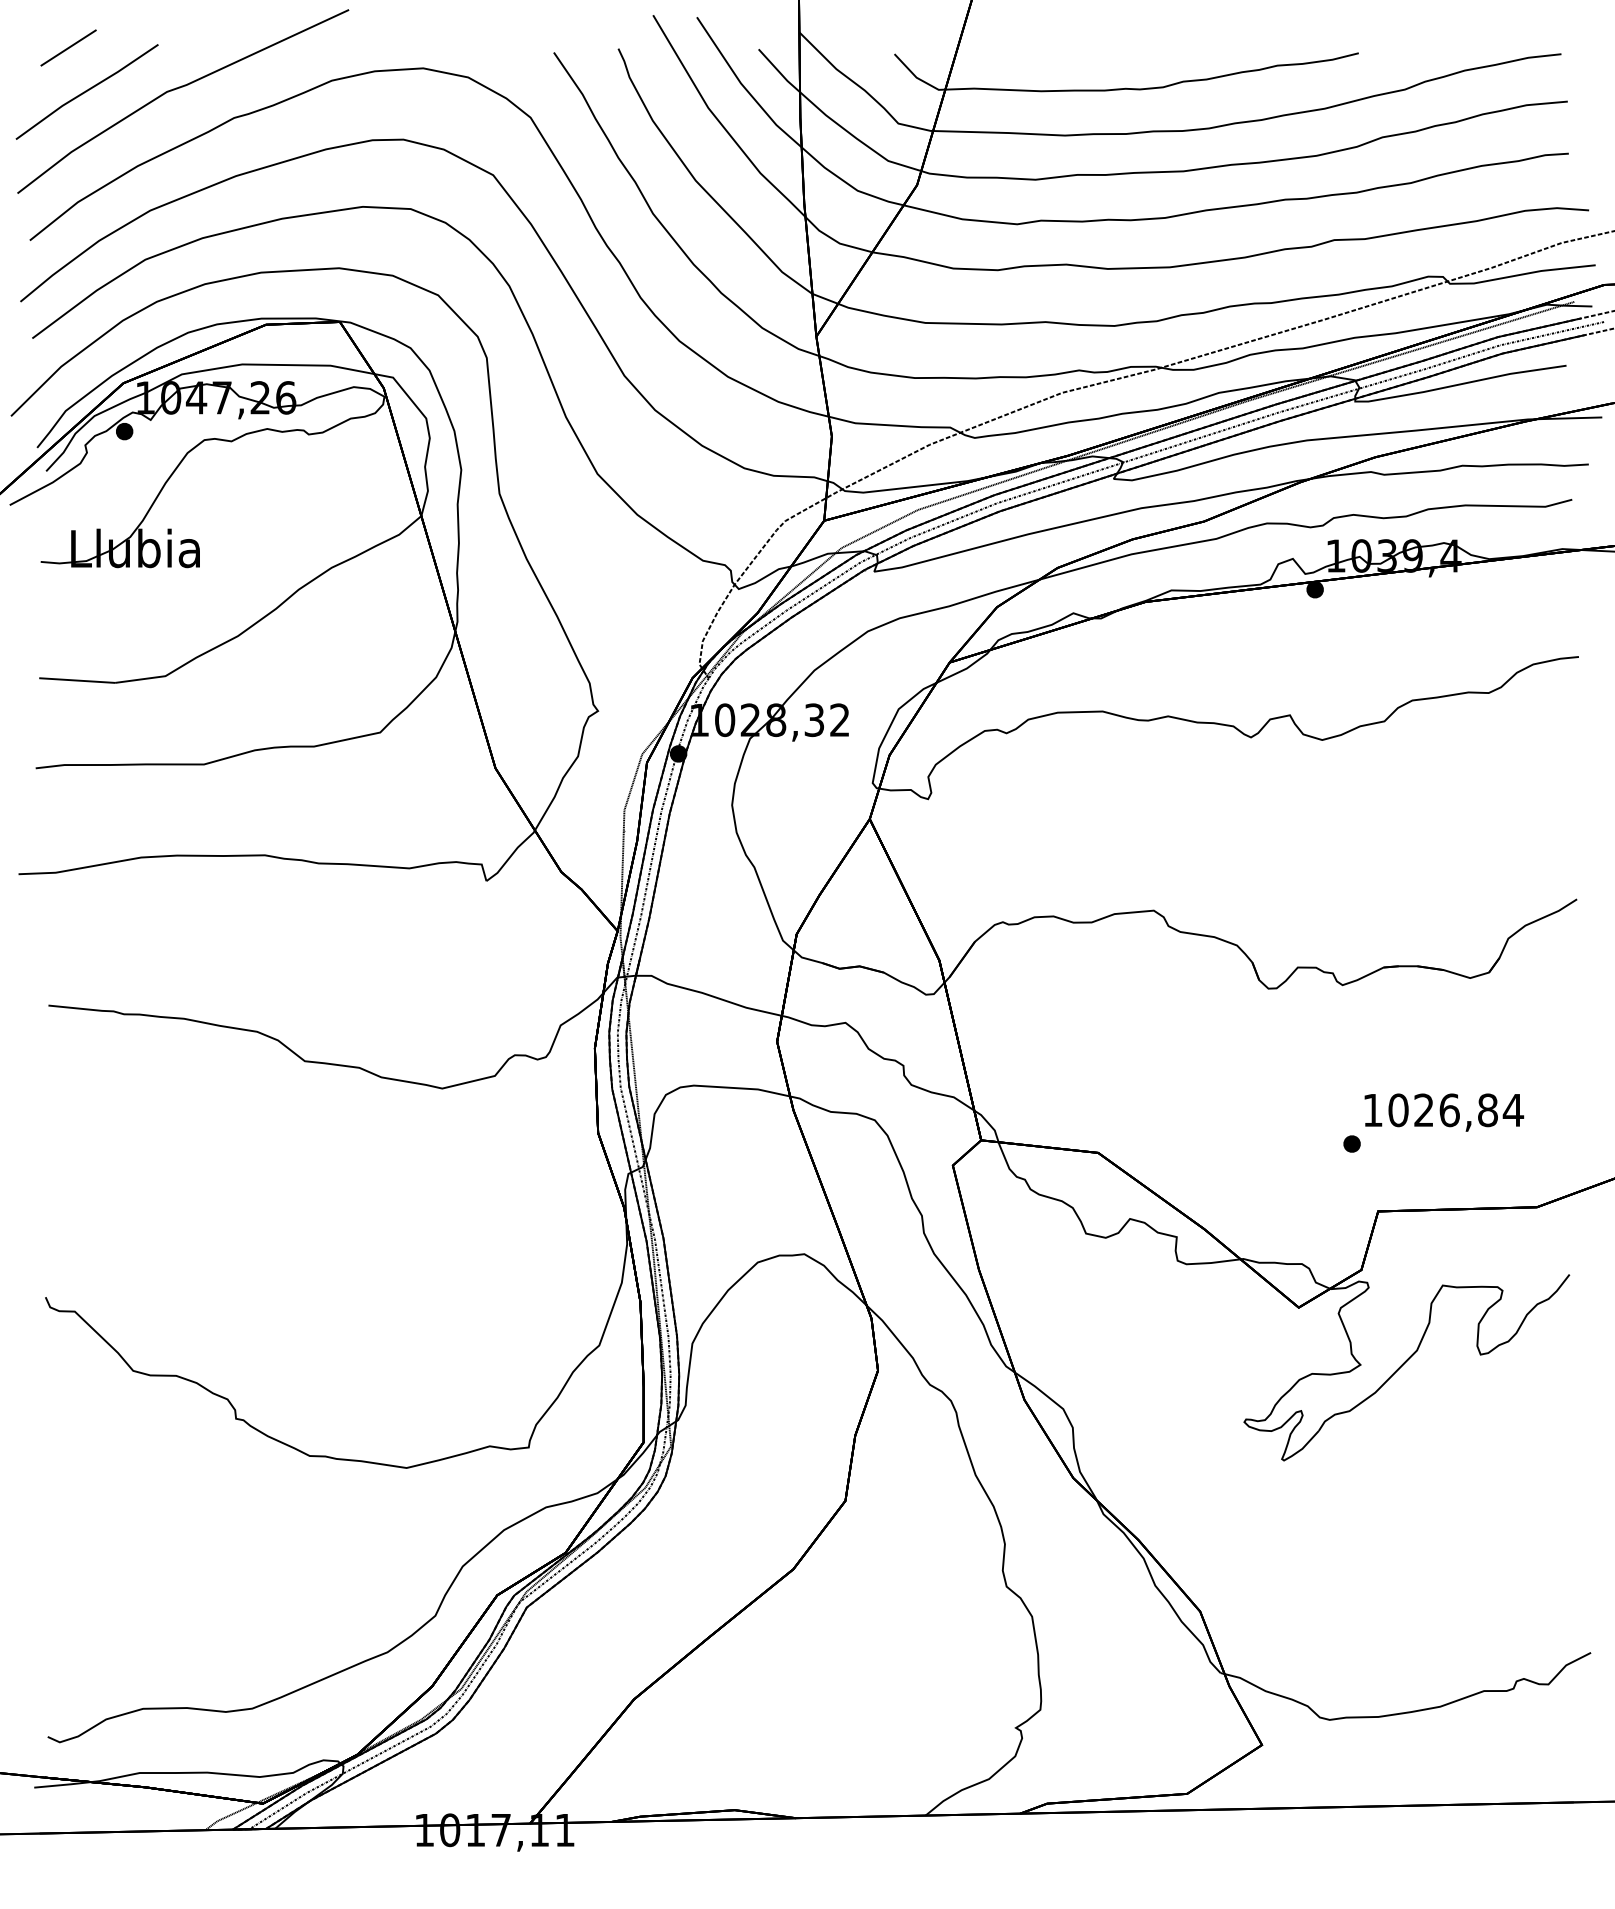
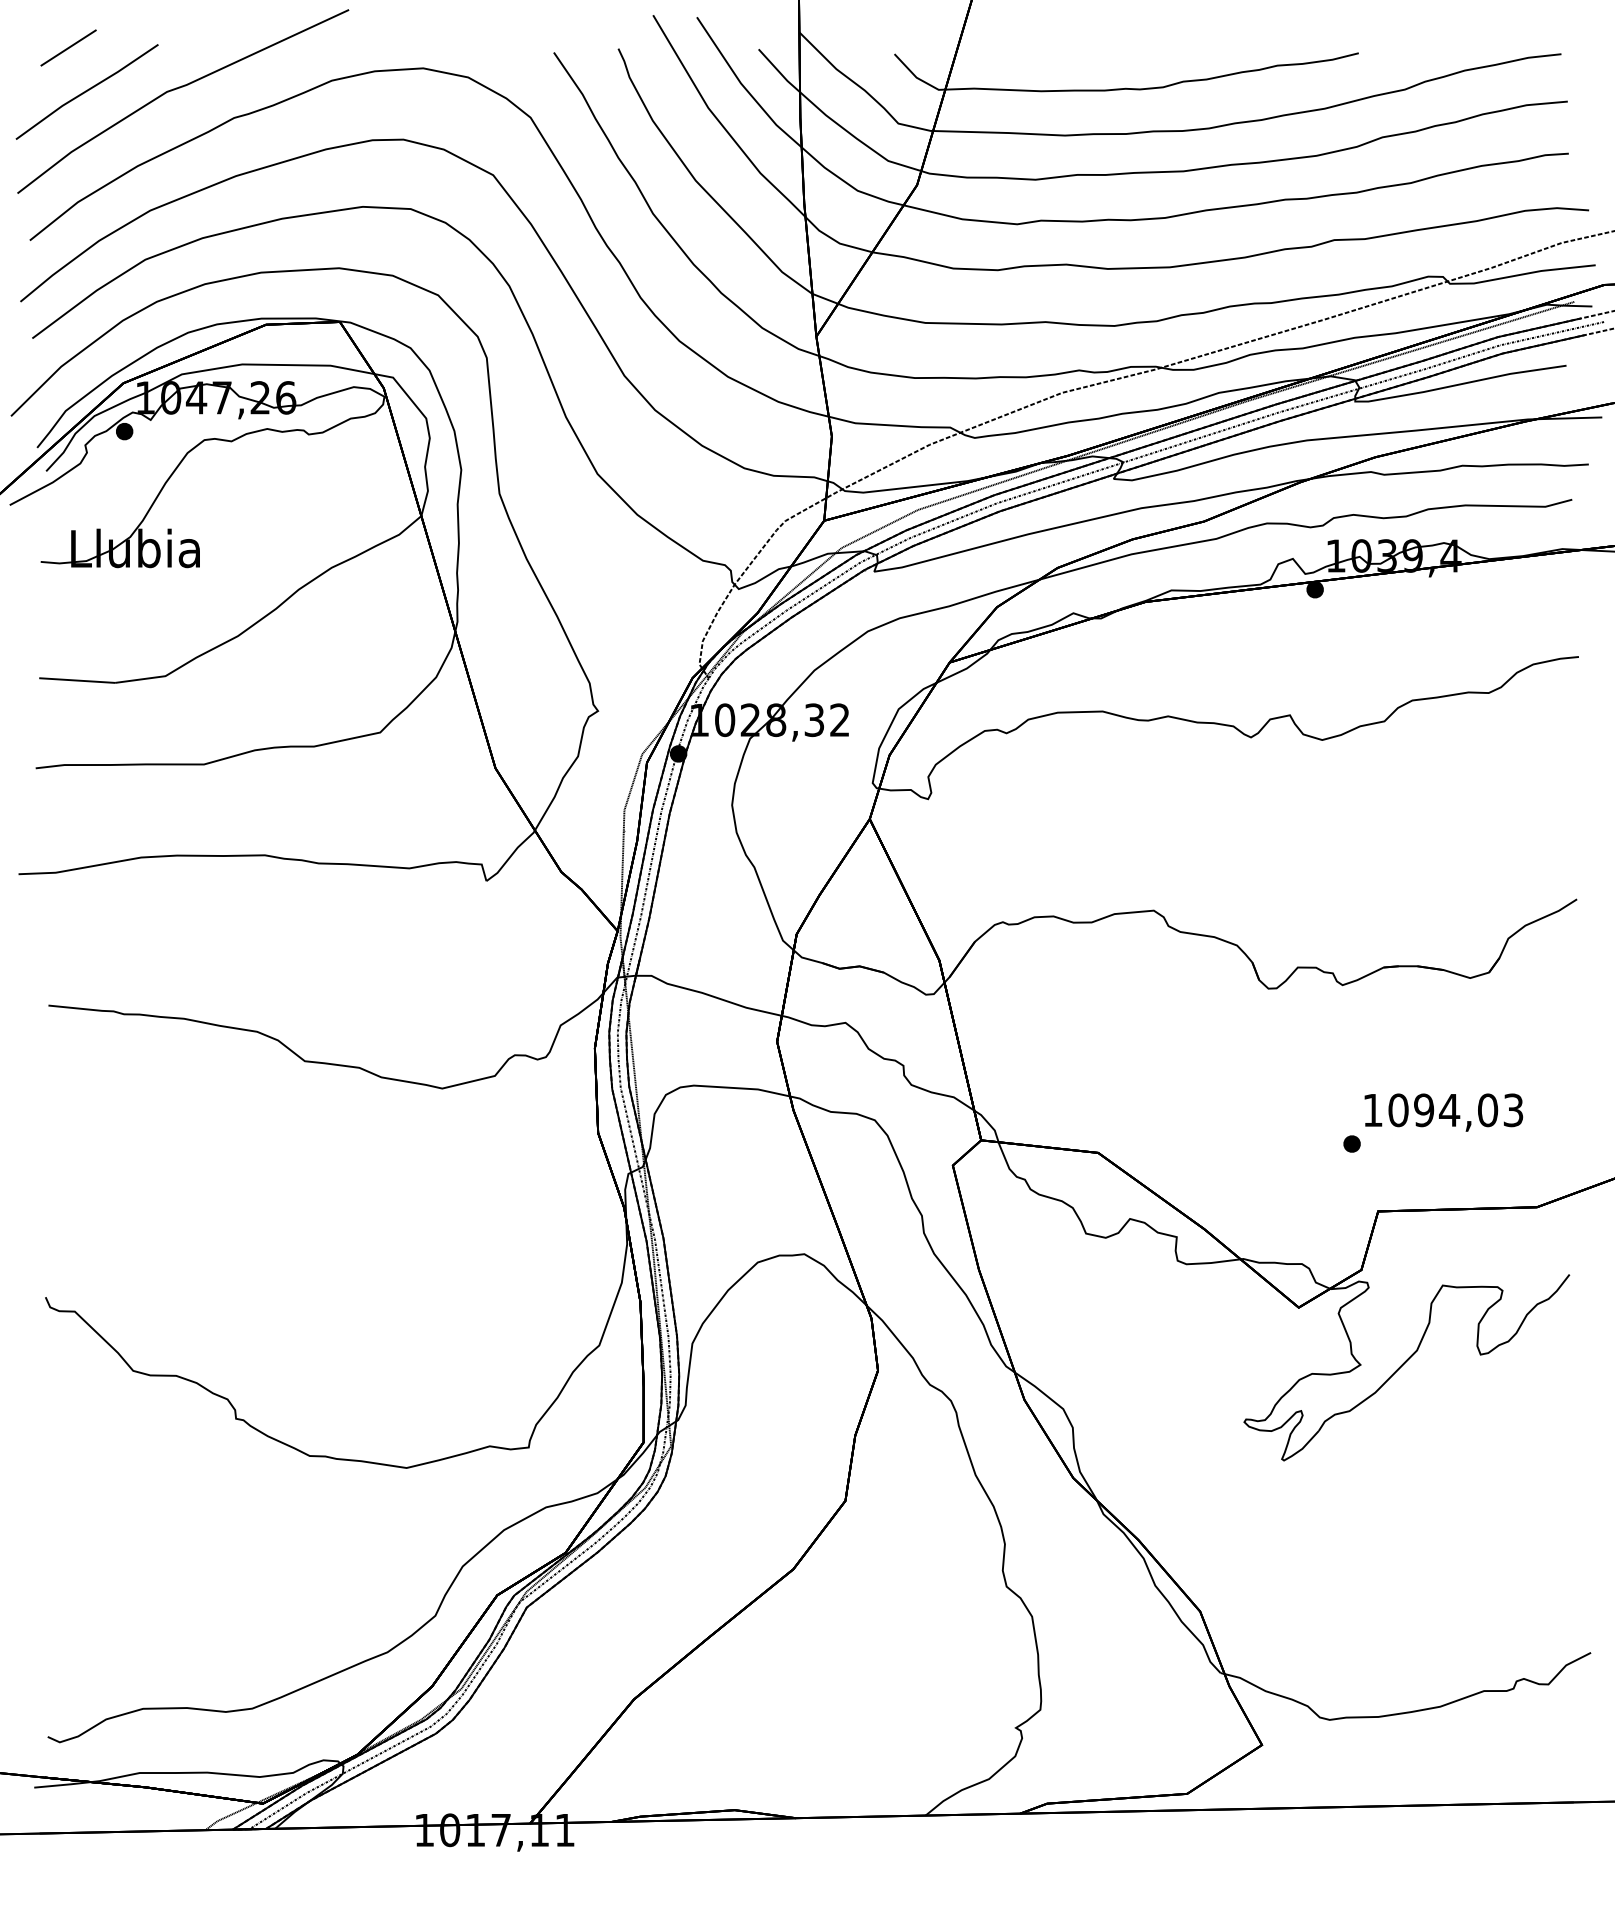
text: 1026,84 -> 1094,03 (1469, 1110)
